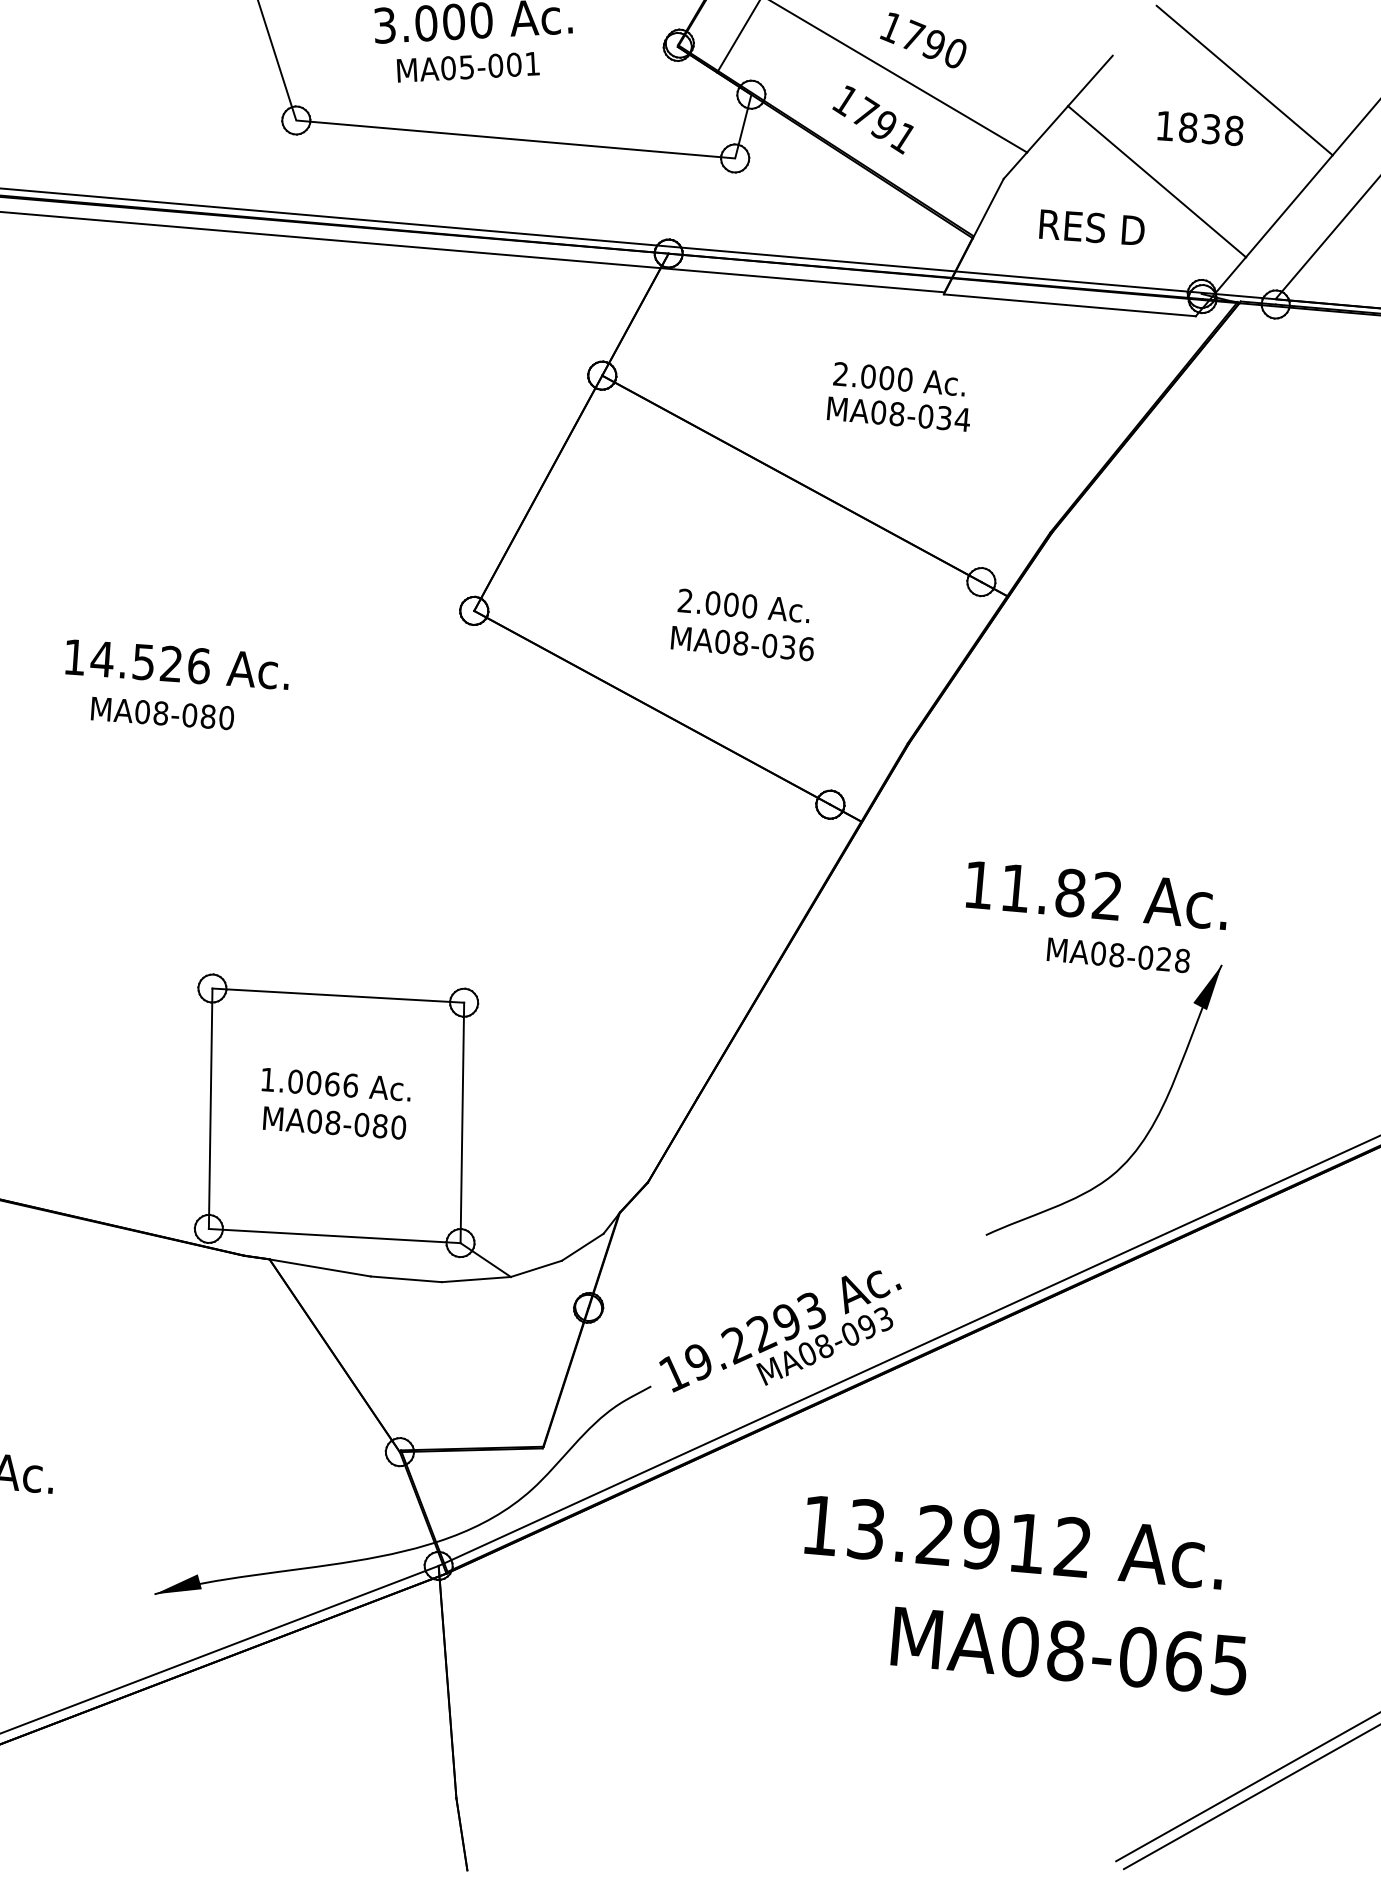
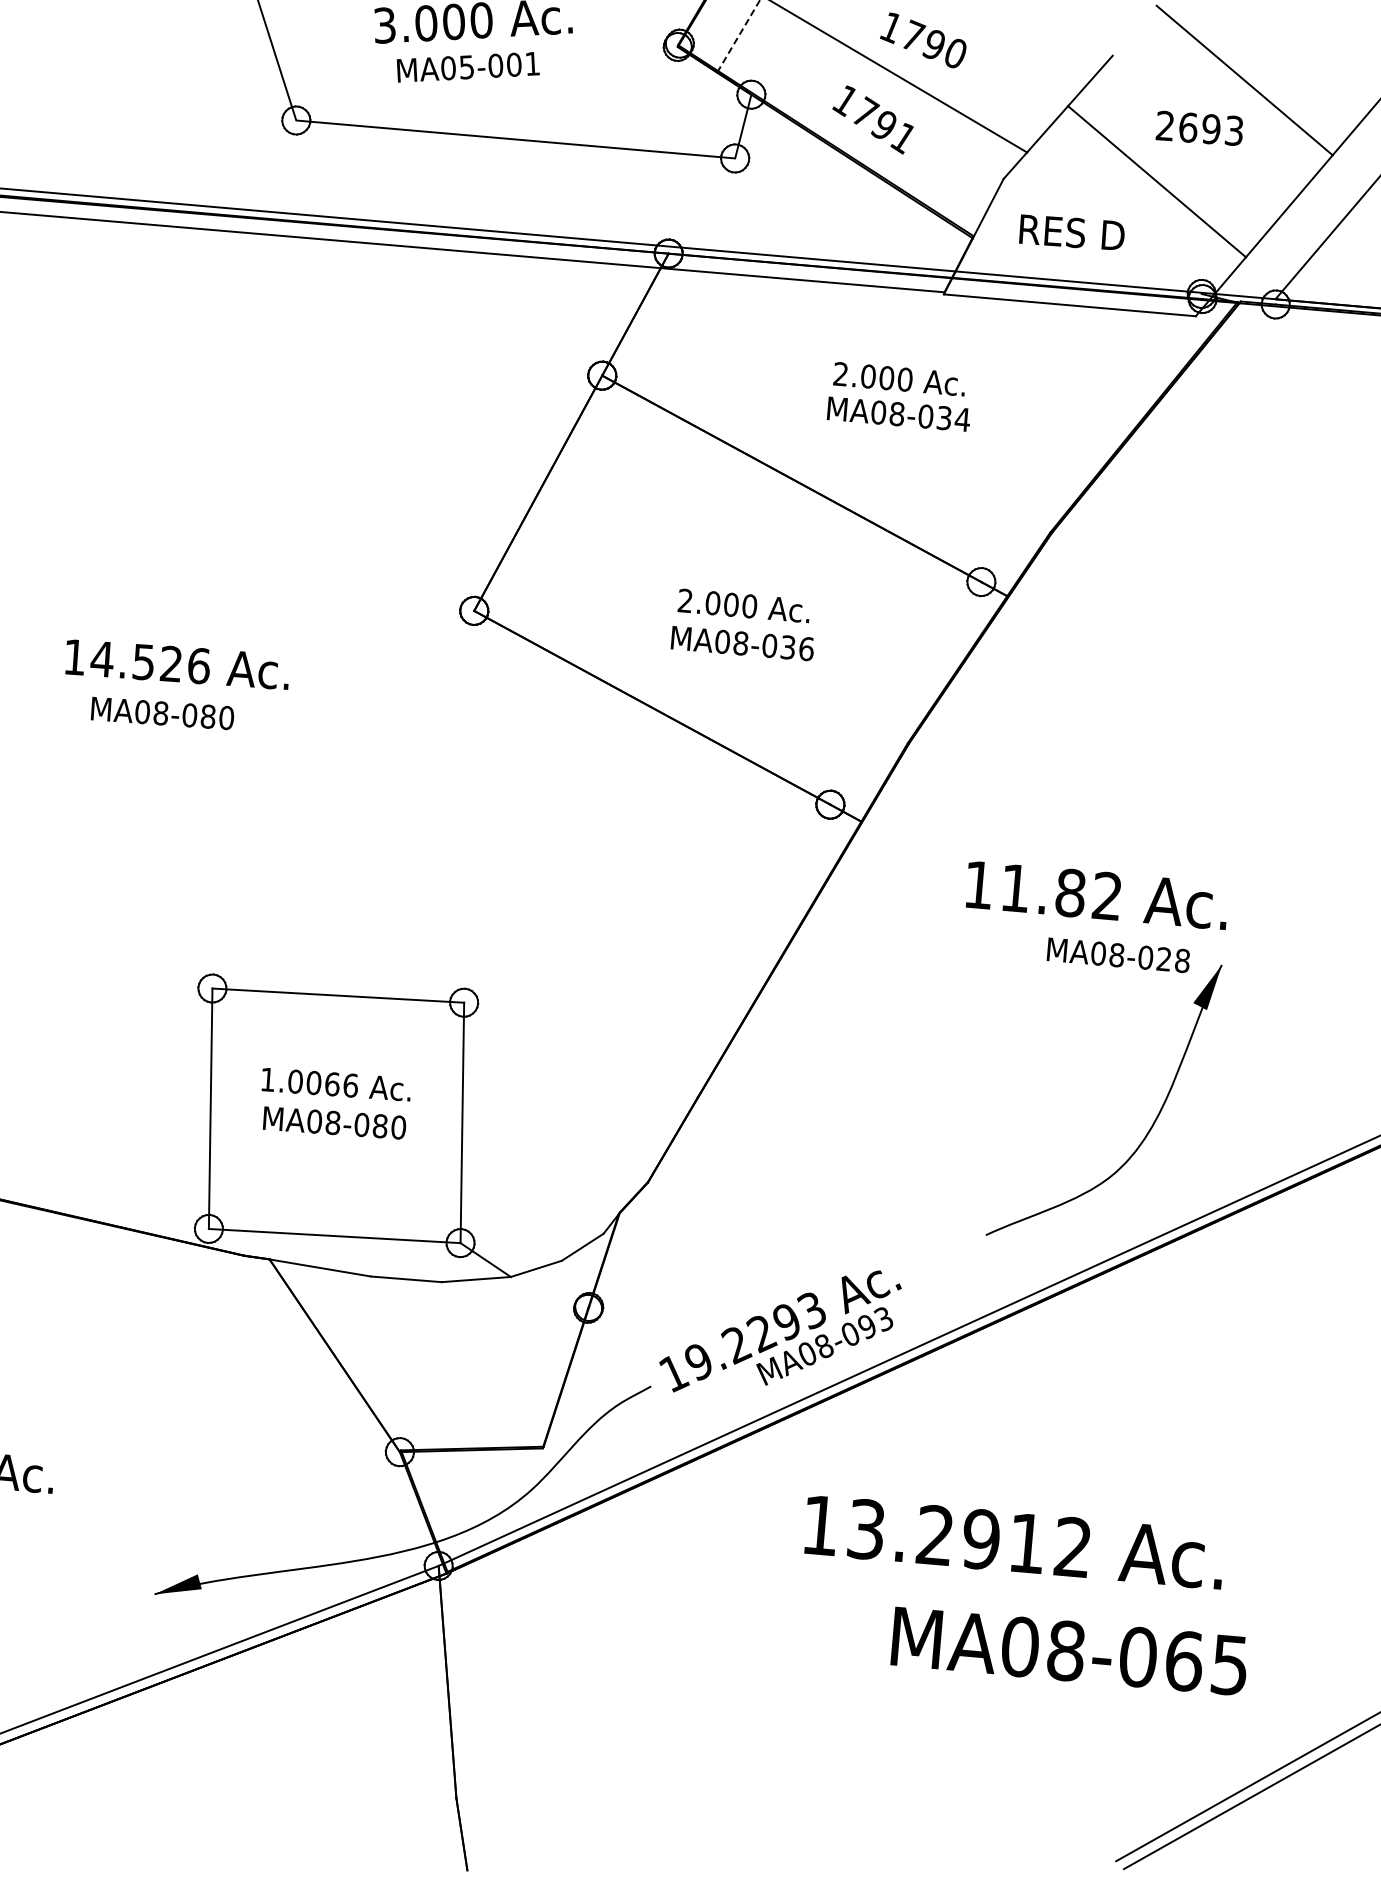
line: solid -> dashed (738, 36)
text: 1838 -> 2693 (1199, 128)
text position: (1091, 226) -> (1071, 231) (1071, 231)
